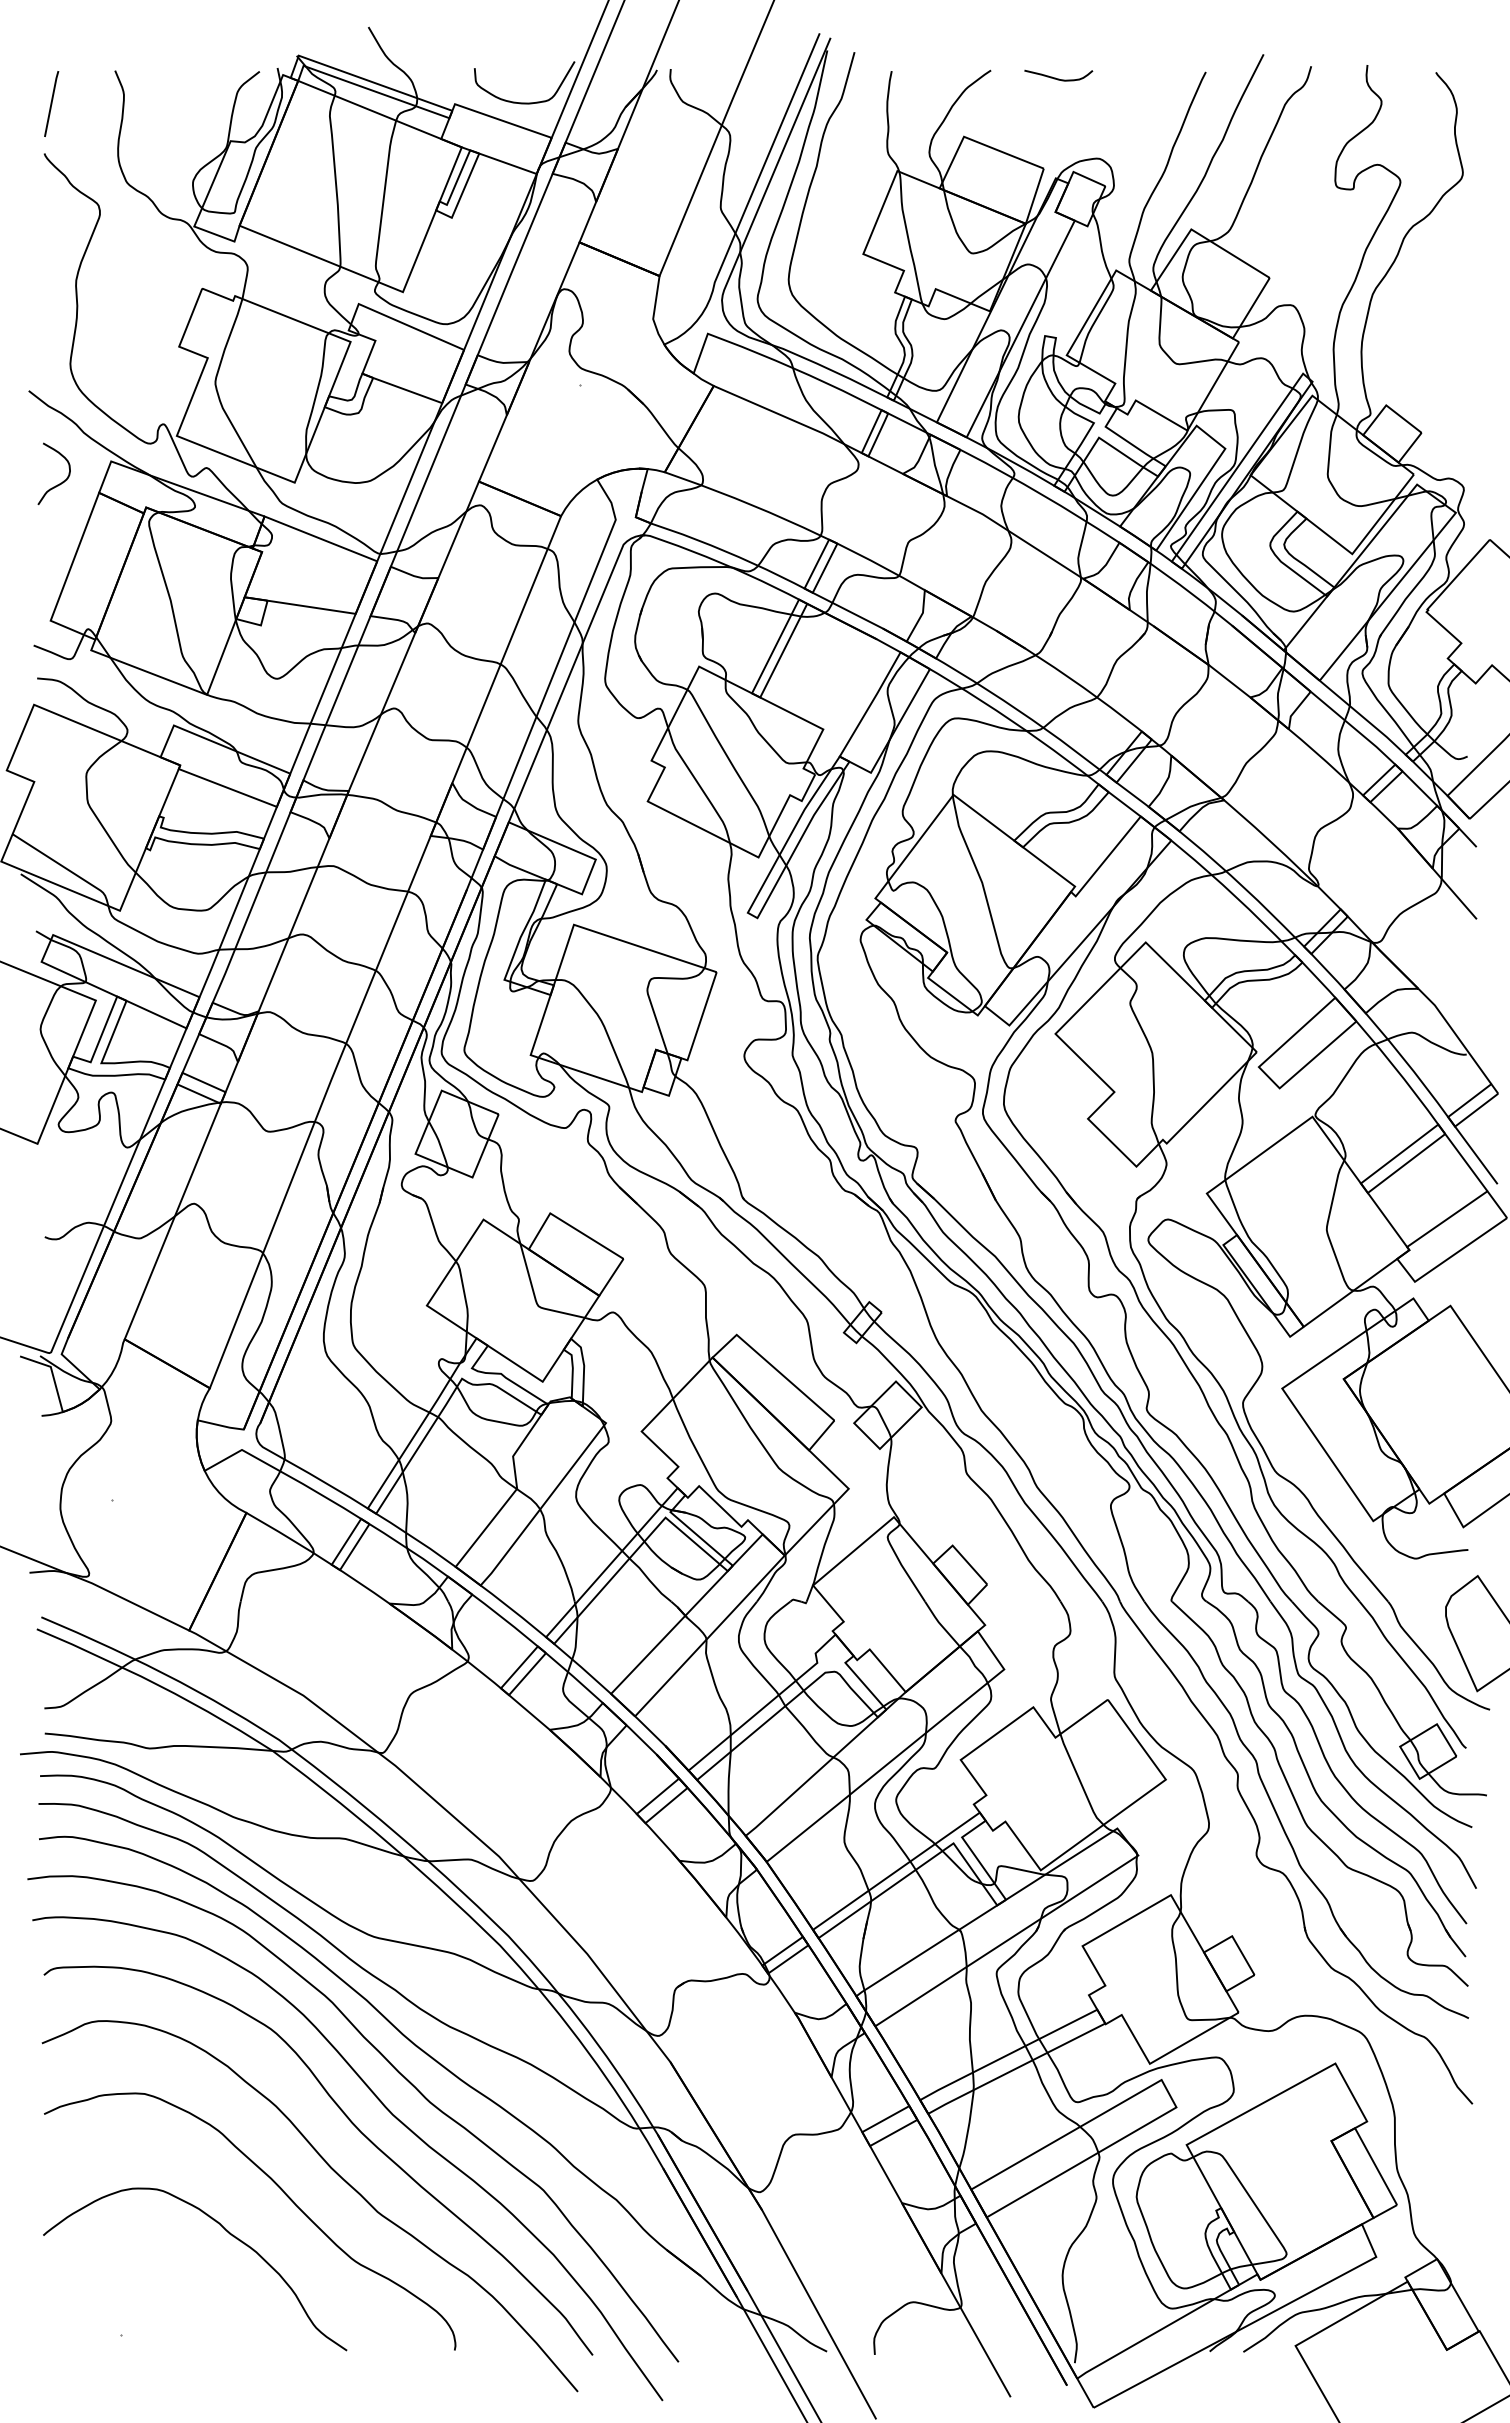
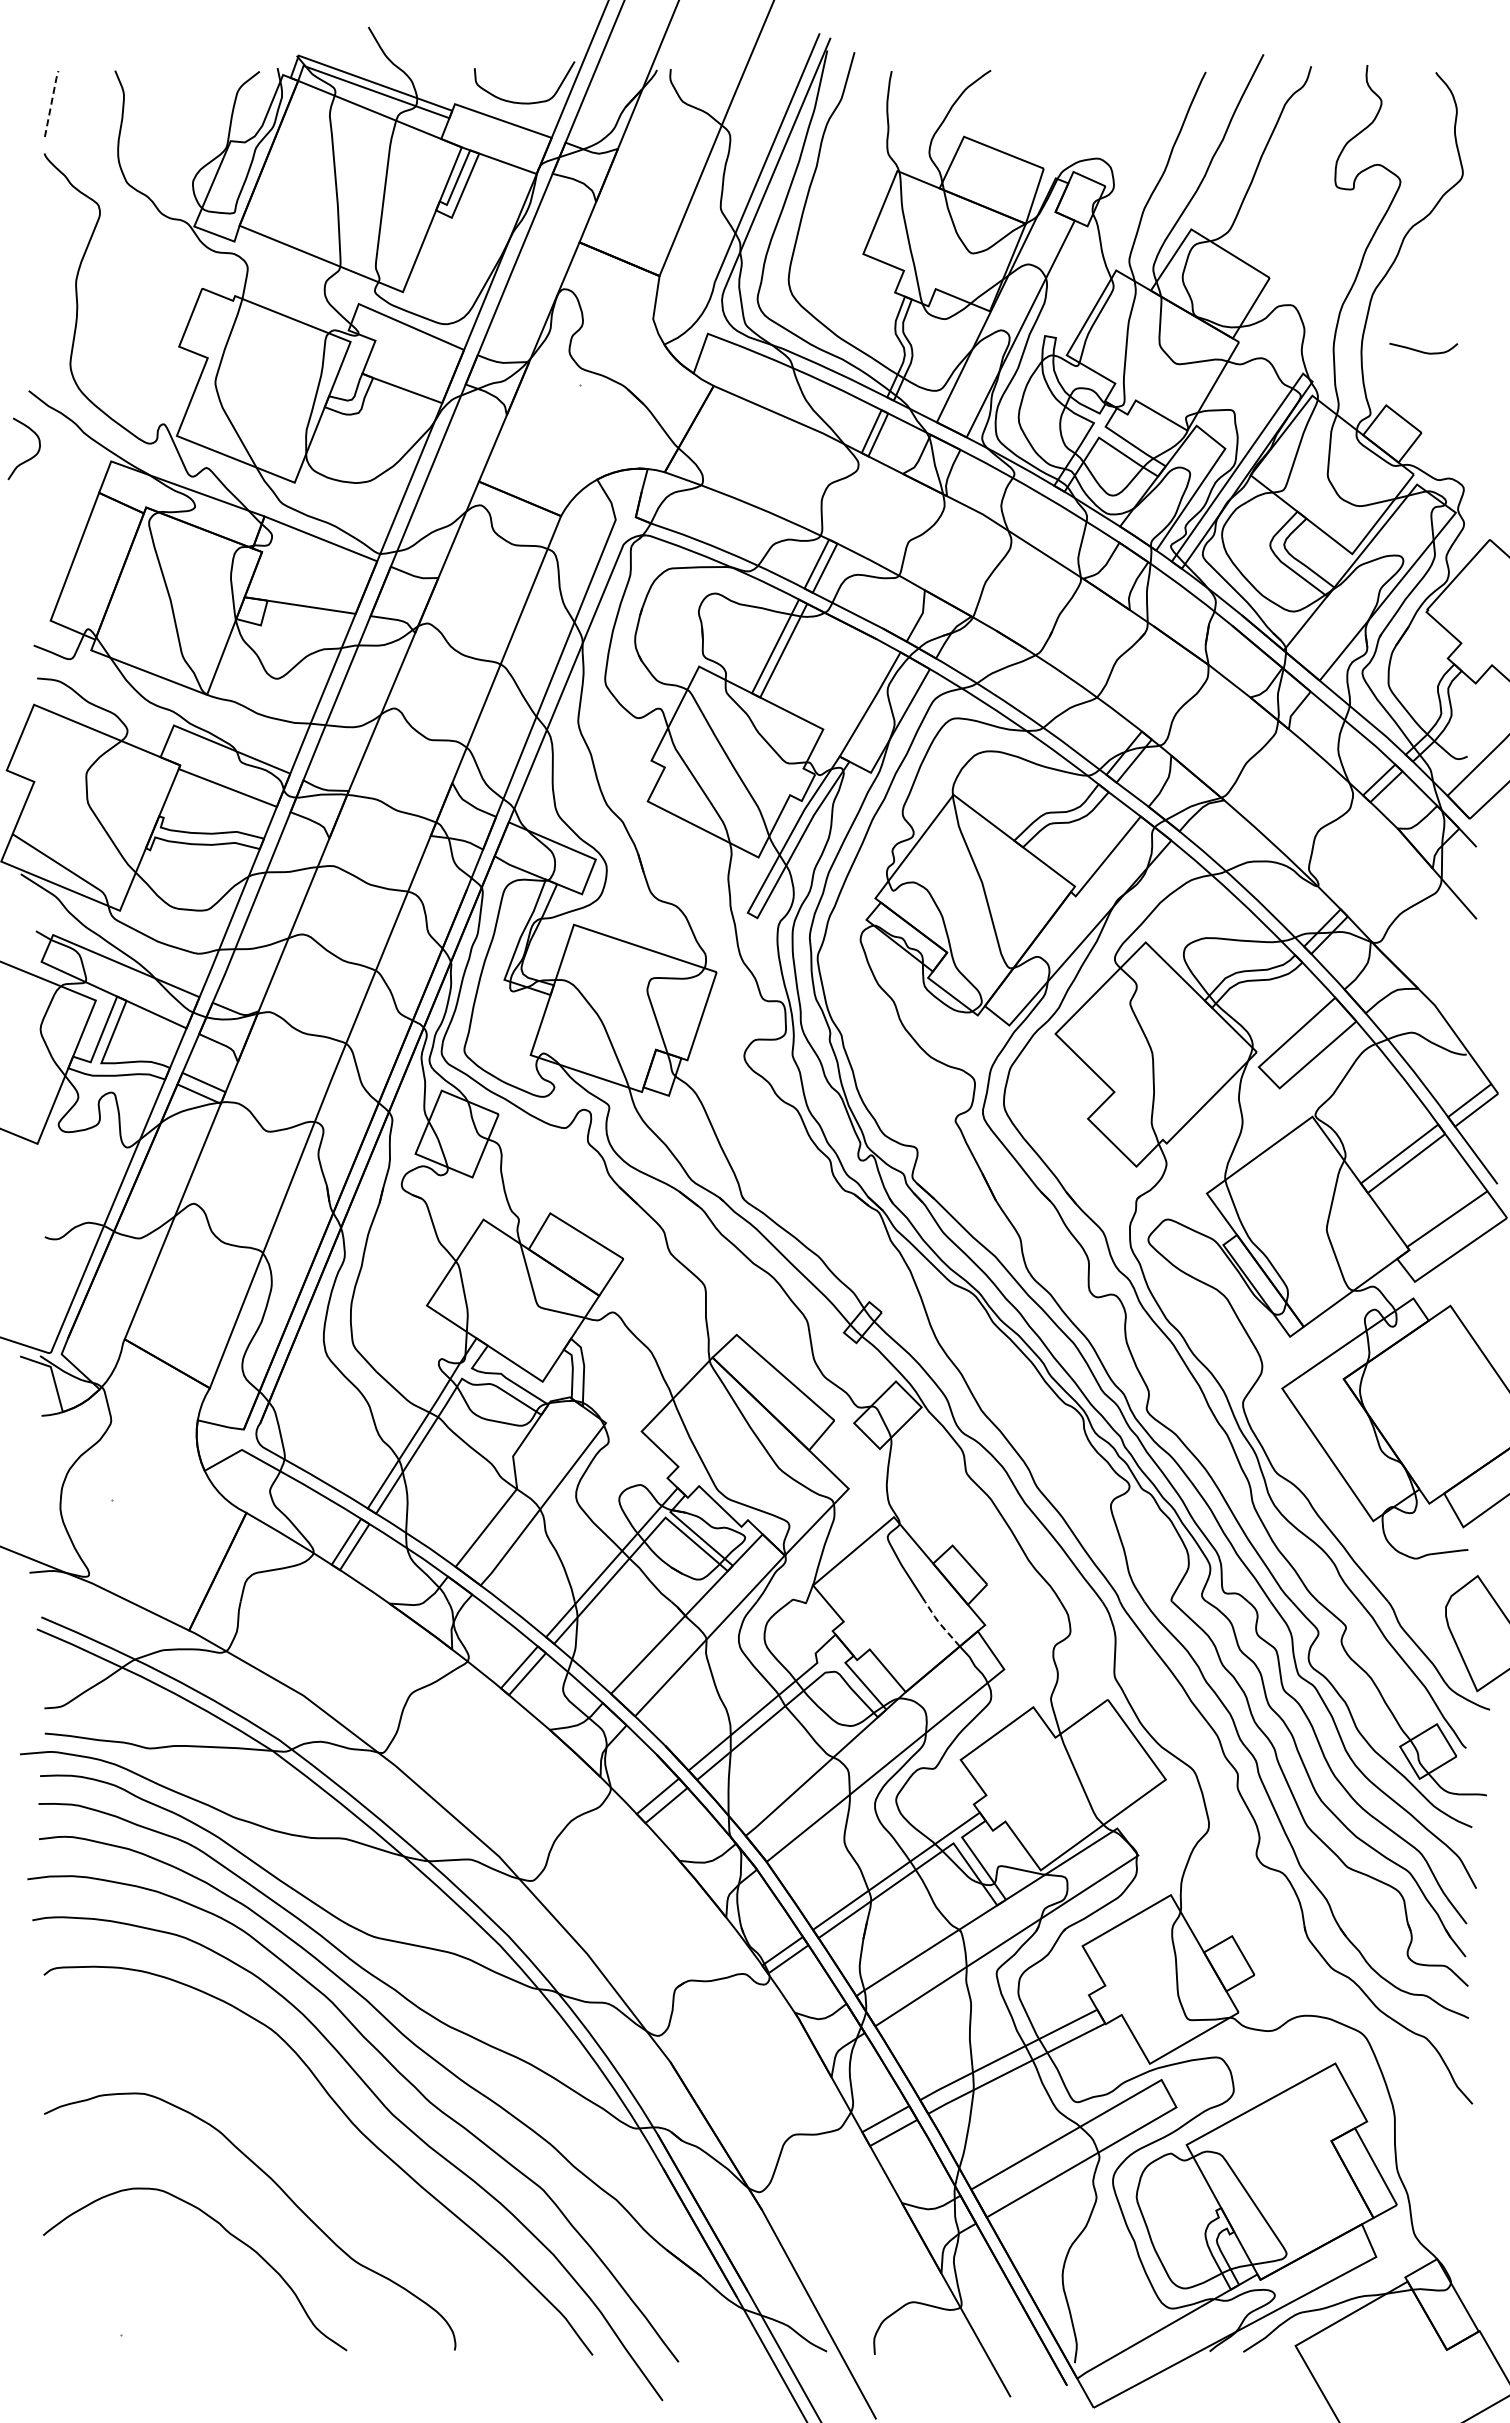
curve position: (1058, 78) -> (1423, 351) (1423, 351)
line: solid -> dashed (51, 102)
curve position: (60, 482) -> (30, 457) (30, 457)
line: solid -> dashed (940, 1623)
curve: present -> none (338, 2176)
